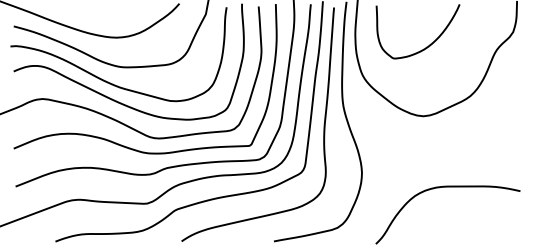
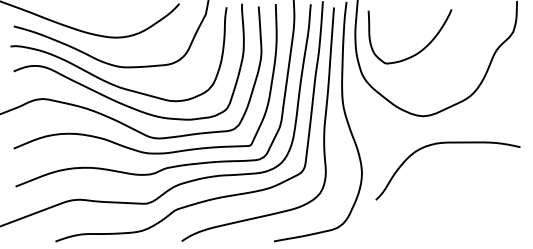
curve position: (426, 46) -> (418, 51) (418, 51)
curve position: (447, 187) -> (447, 143) (447, 143)
